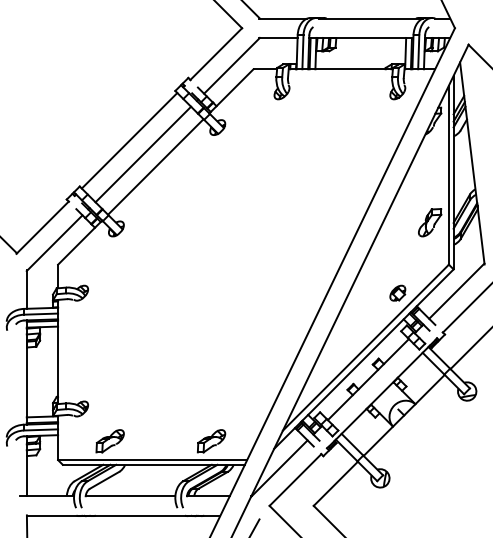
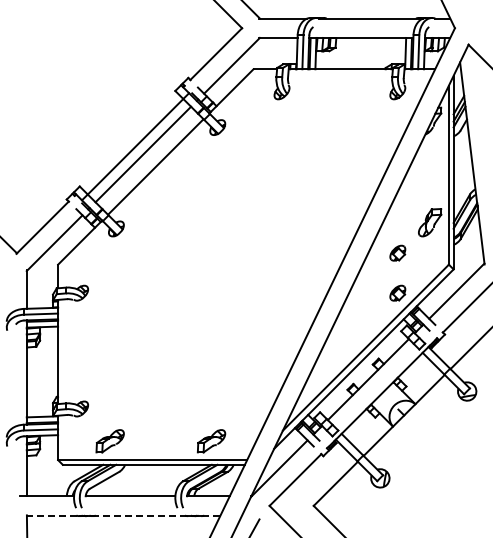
line position: (129, 140) -> (135, 146) (135, 146)
part: none -> present (397, 252)
line: solid -> dashed (123, 515)
